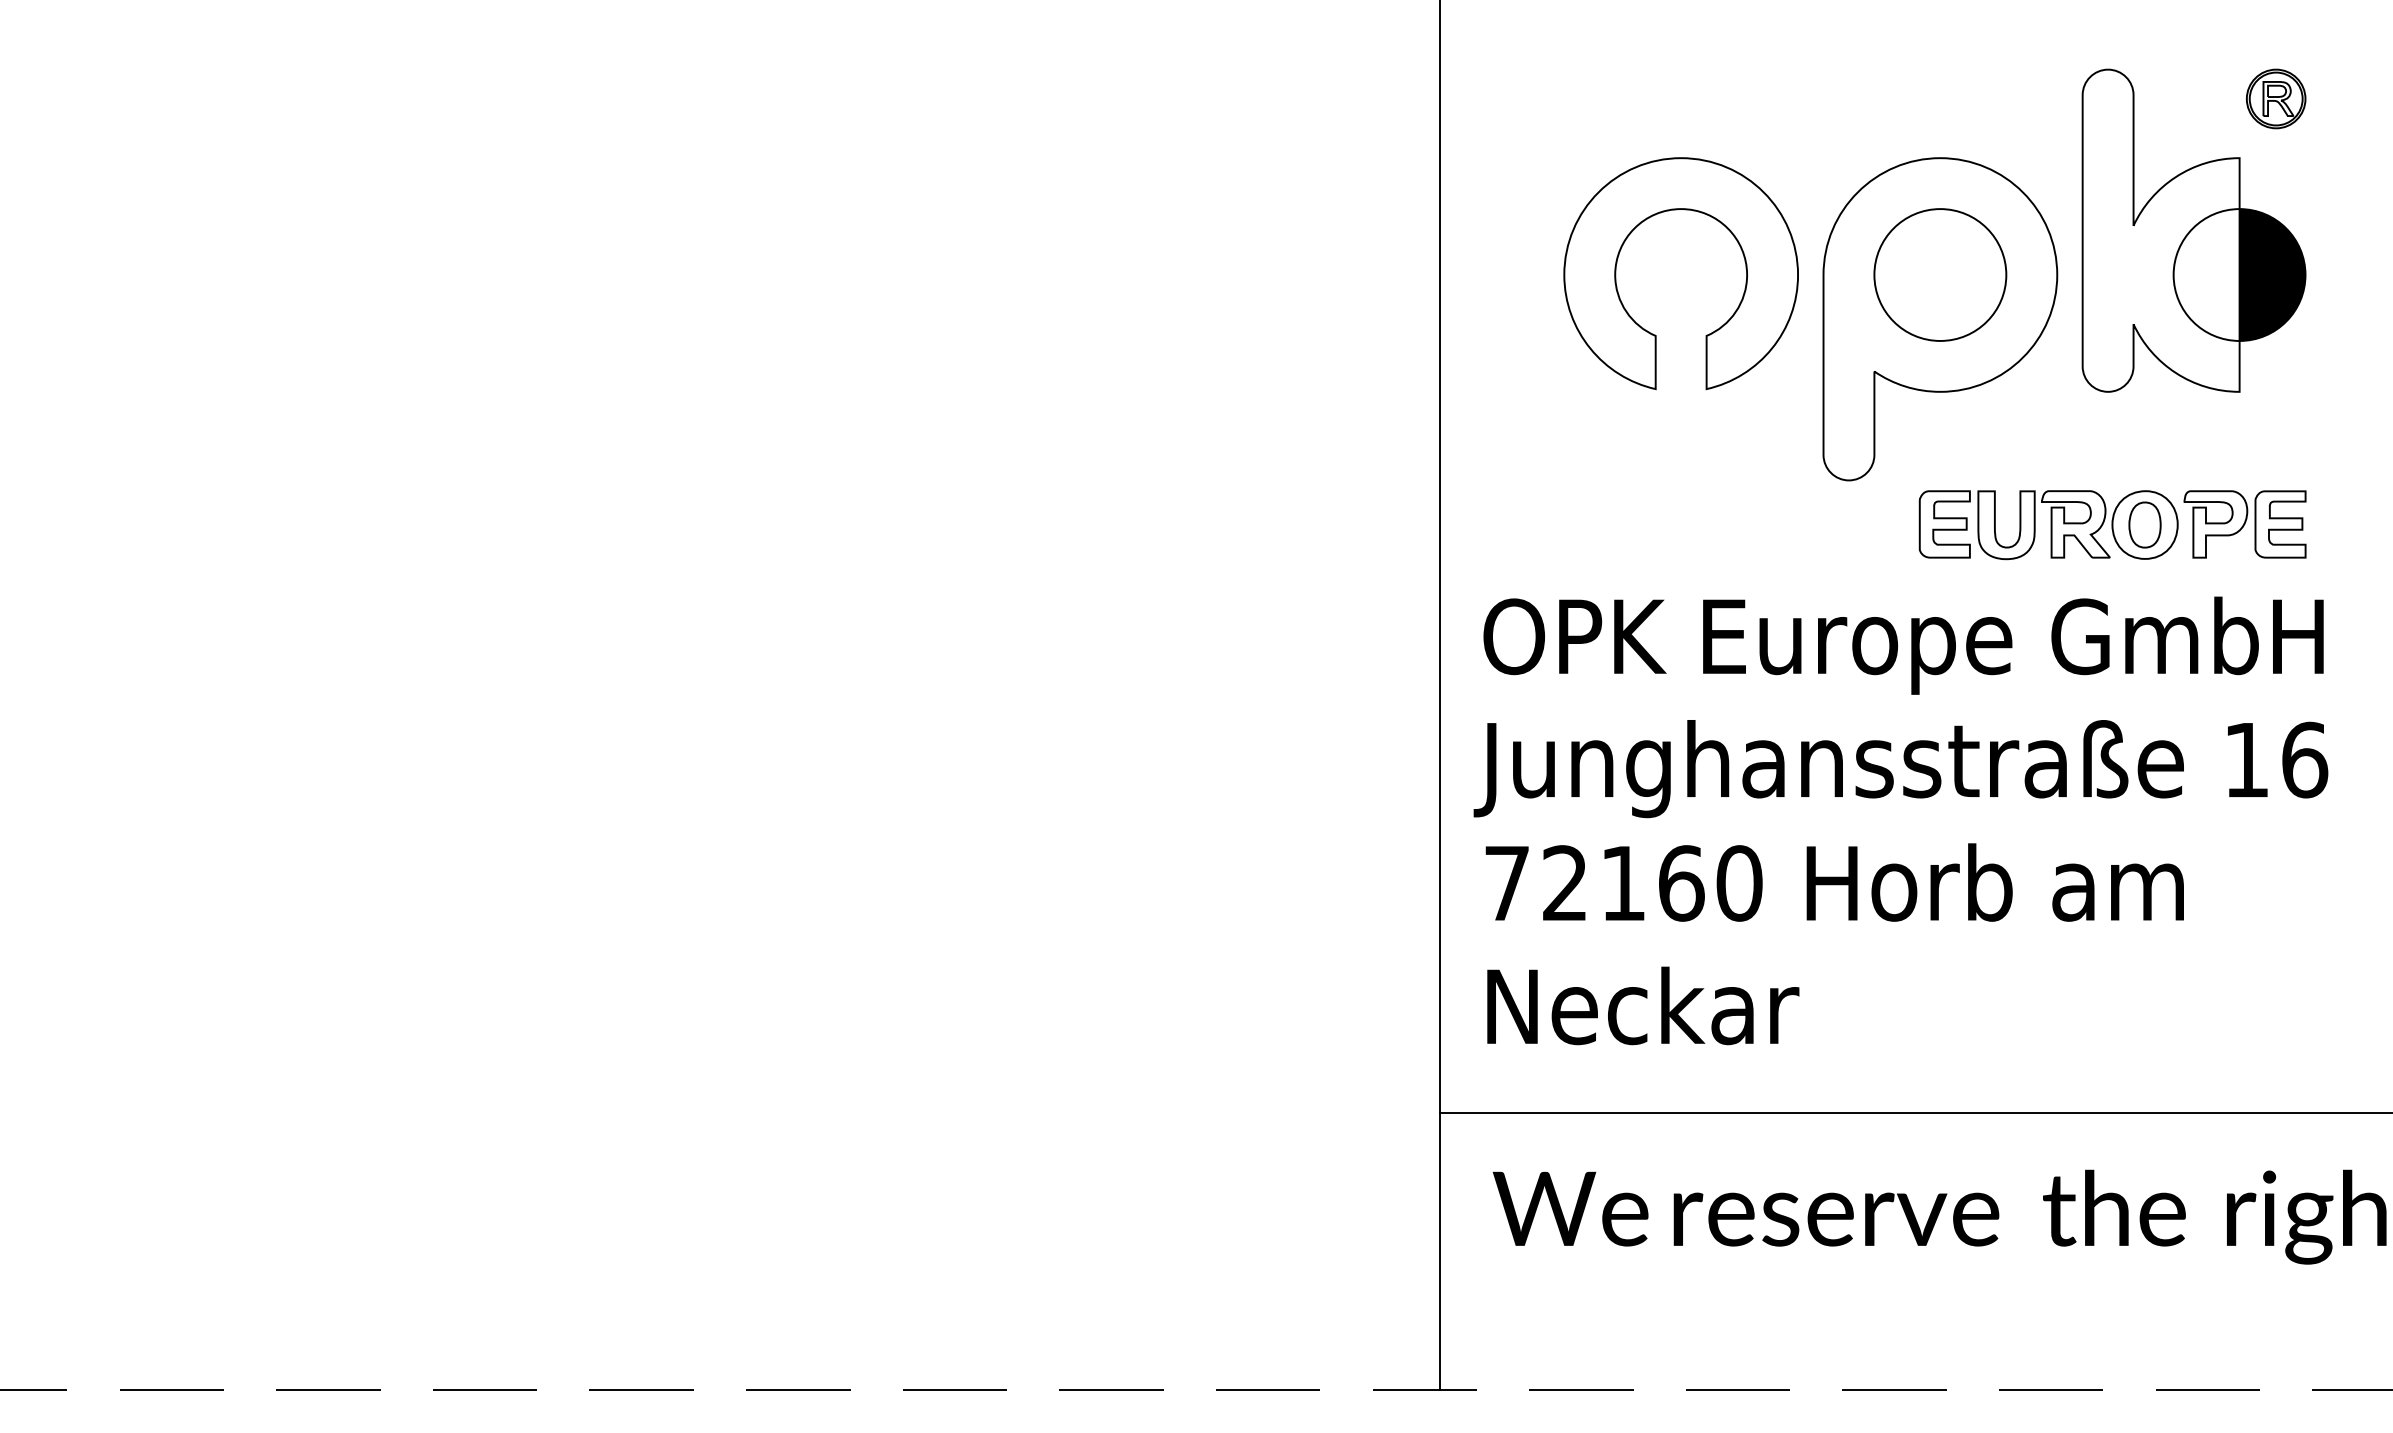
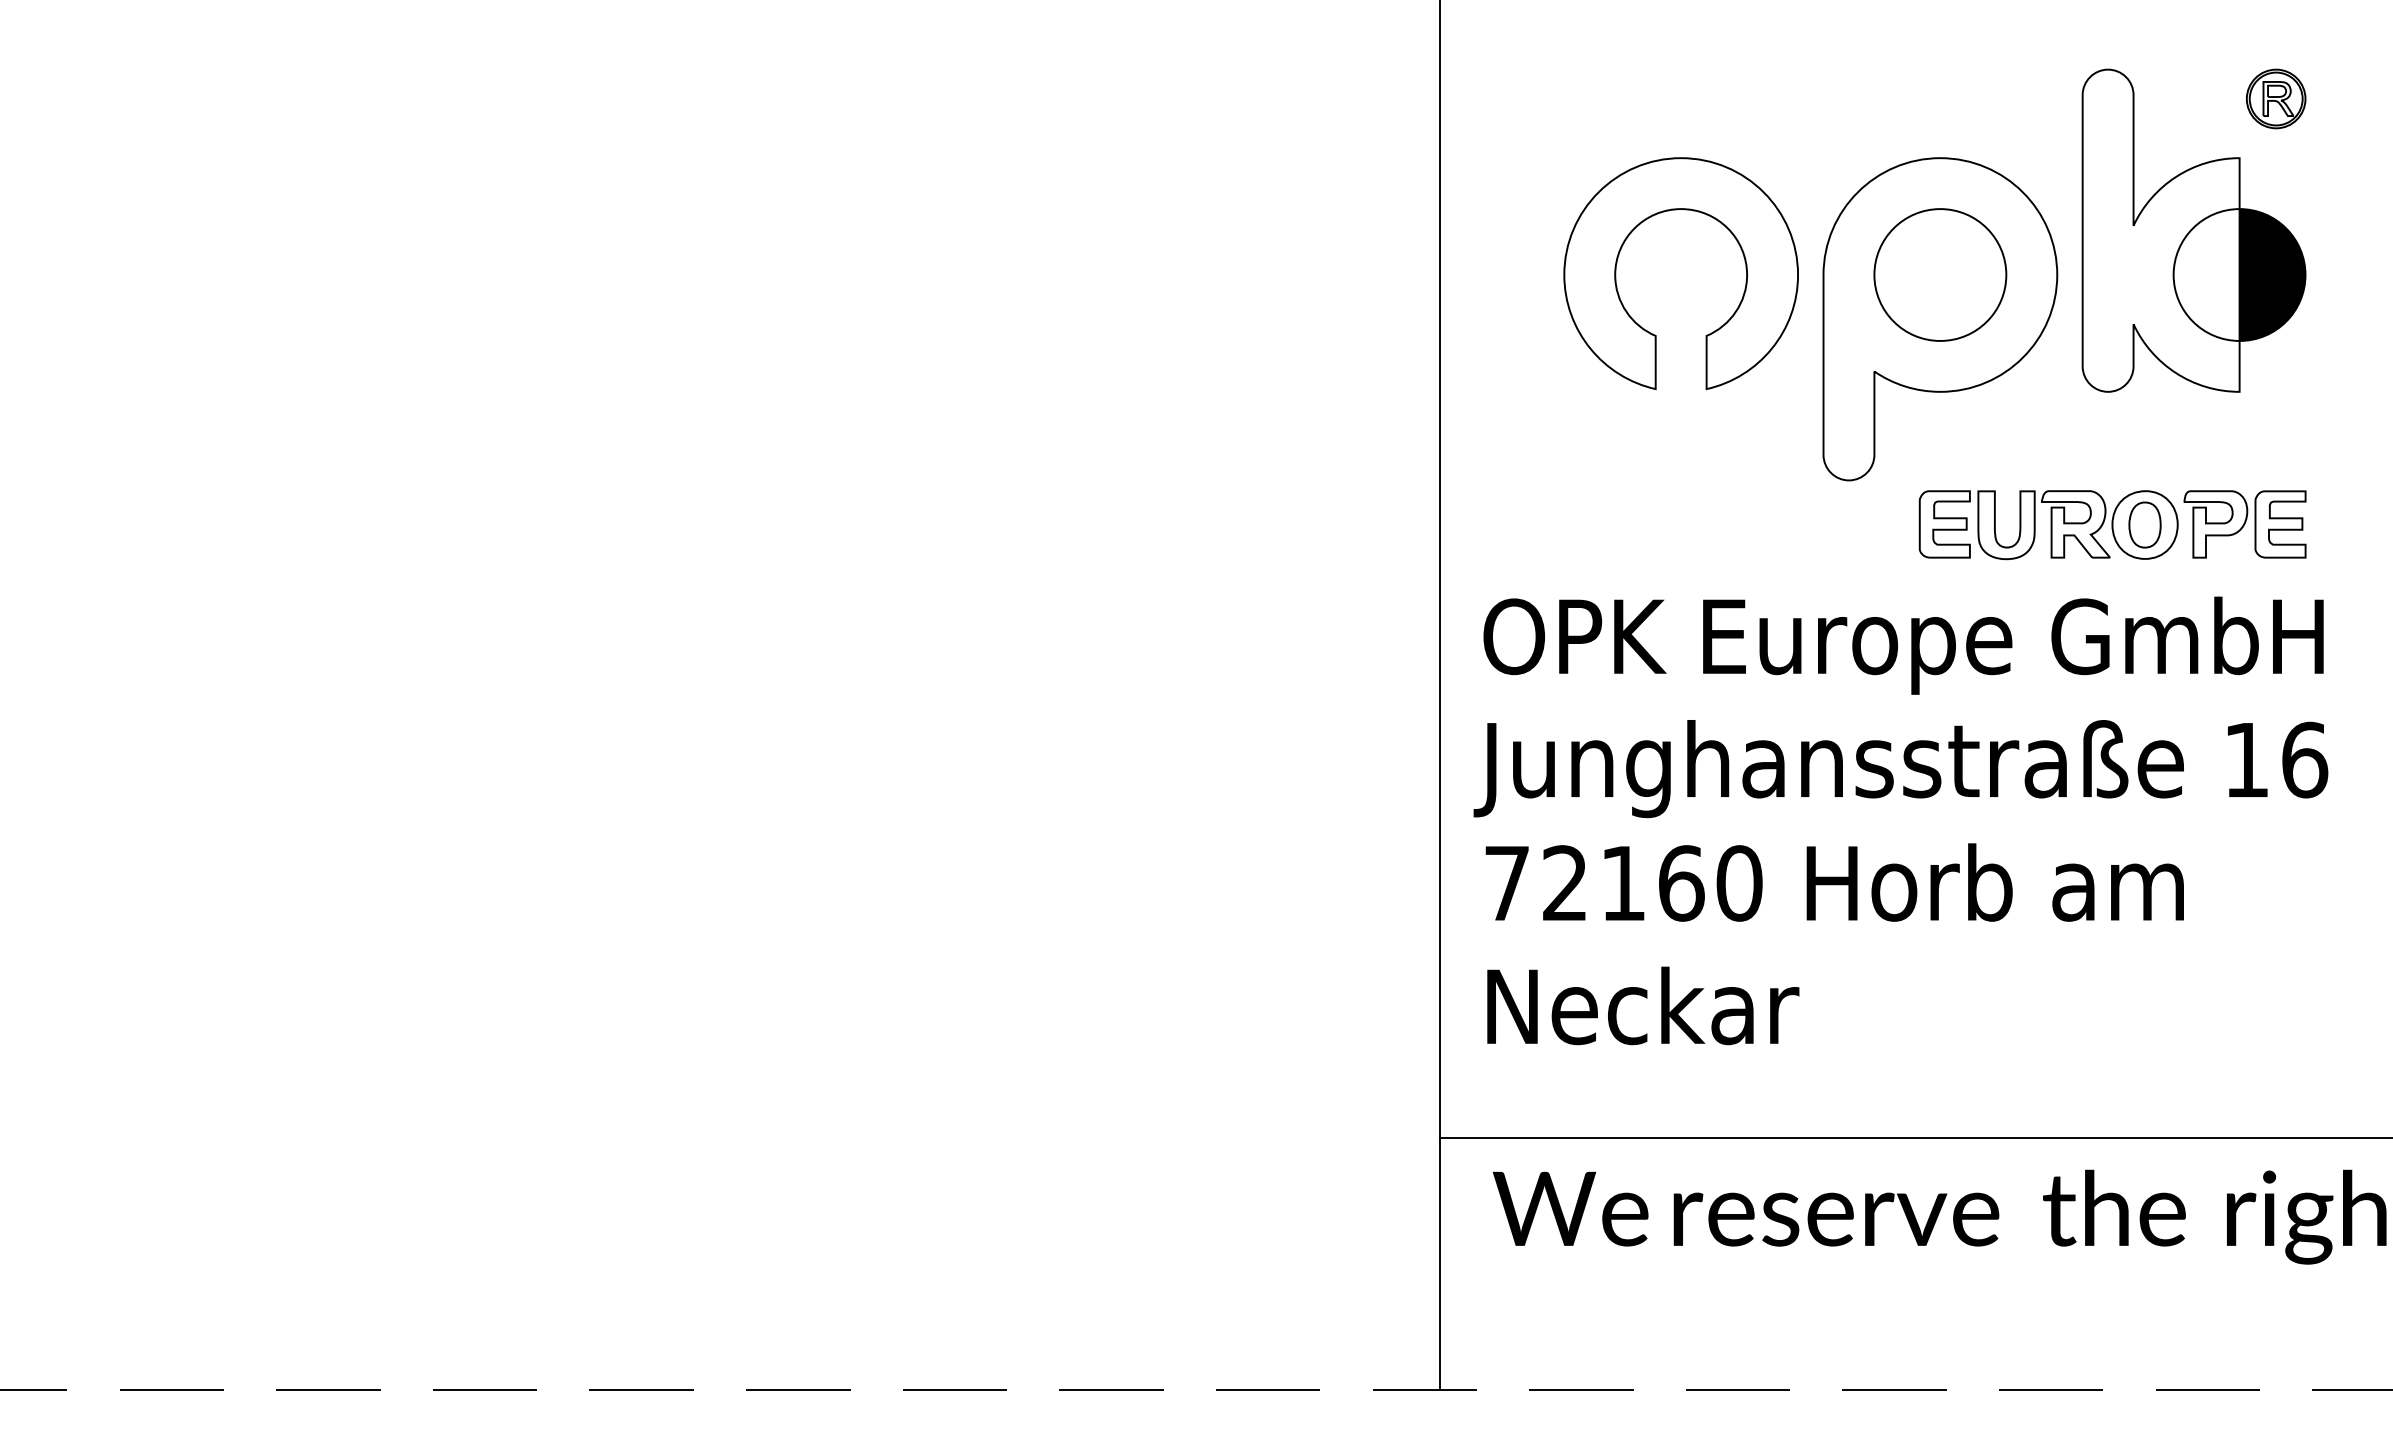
line position: (1914, 1112) -> (1914, 1137) (1914, 1137)
